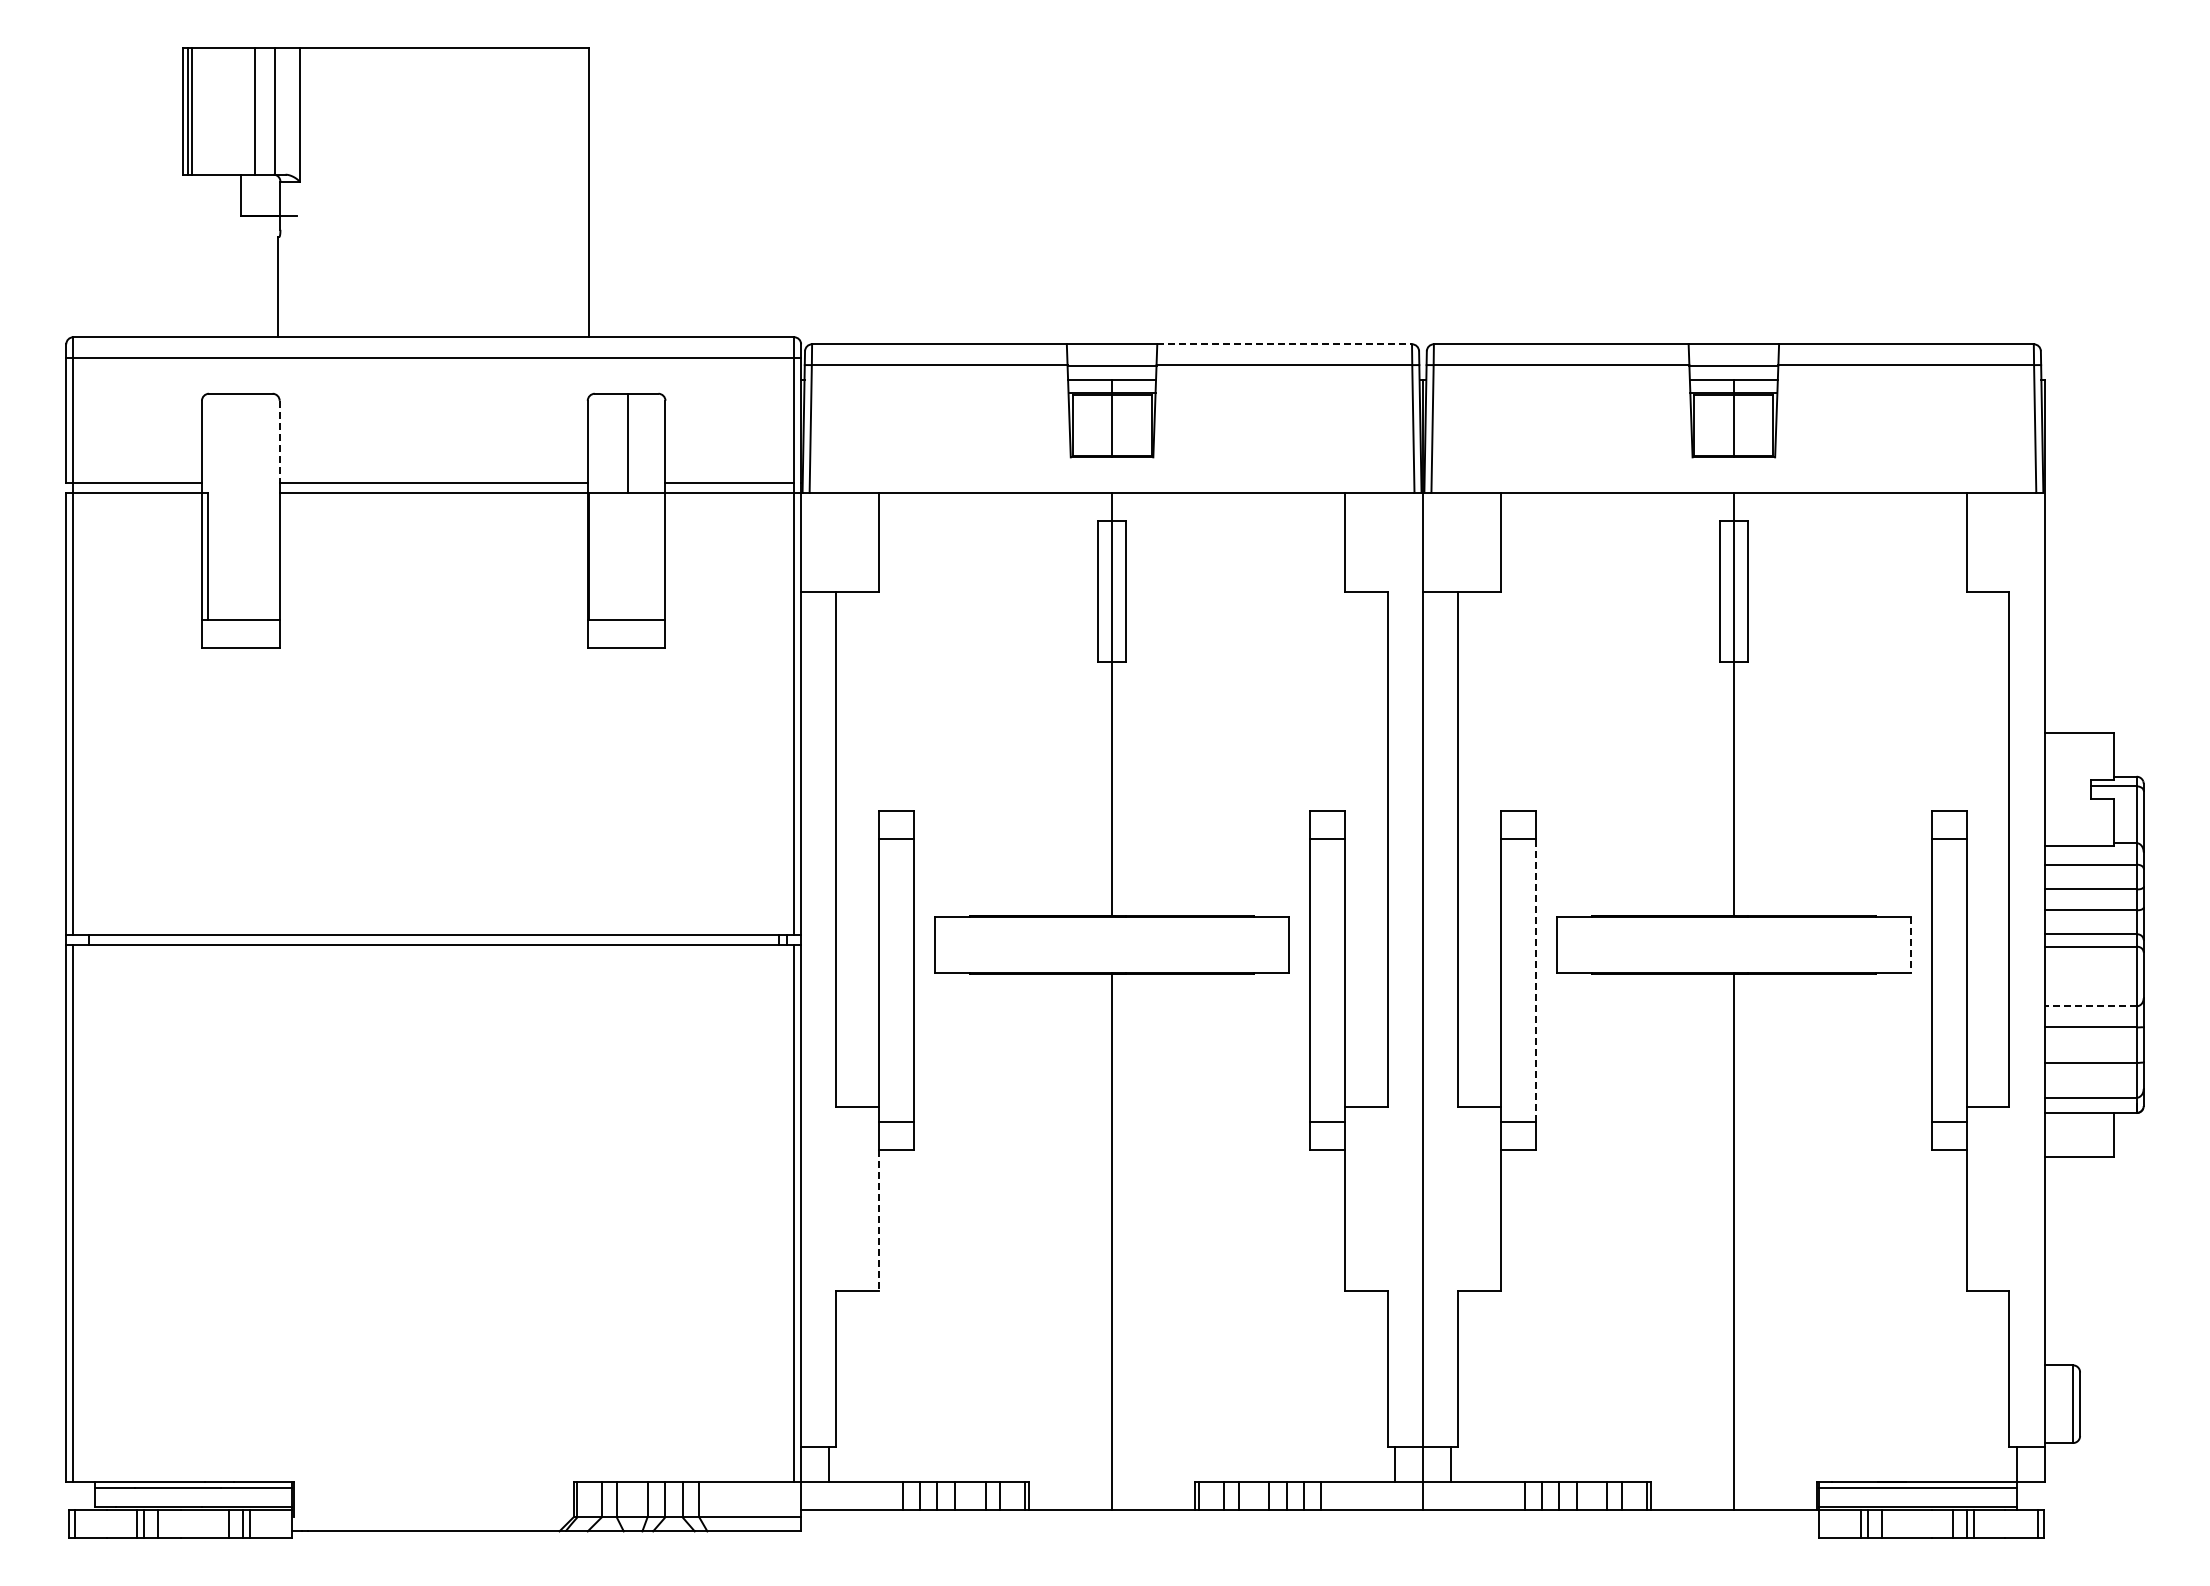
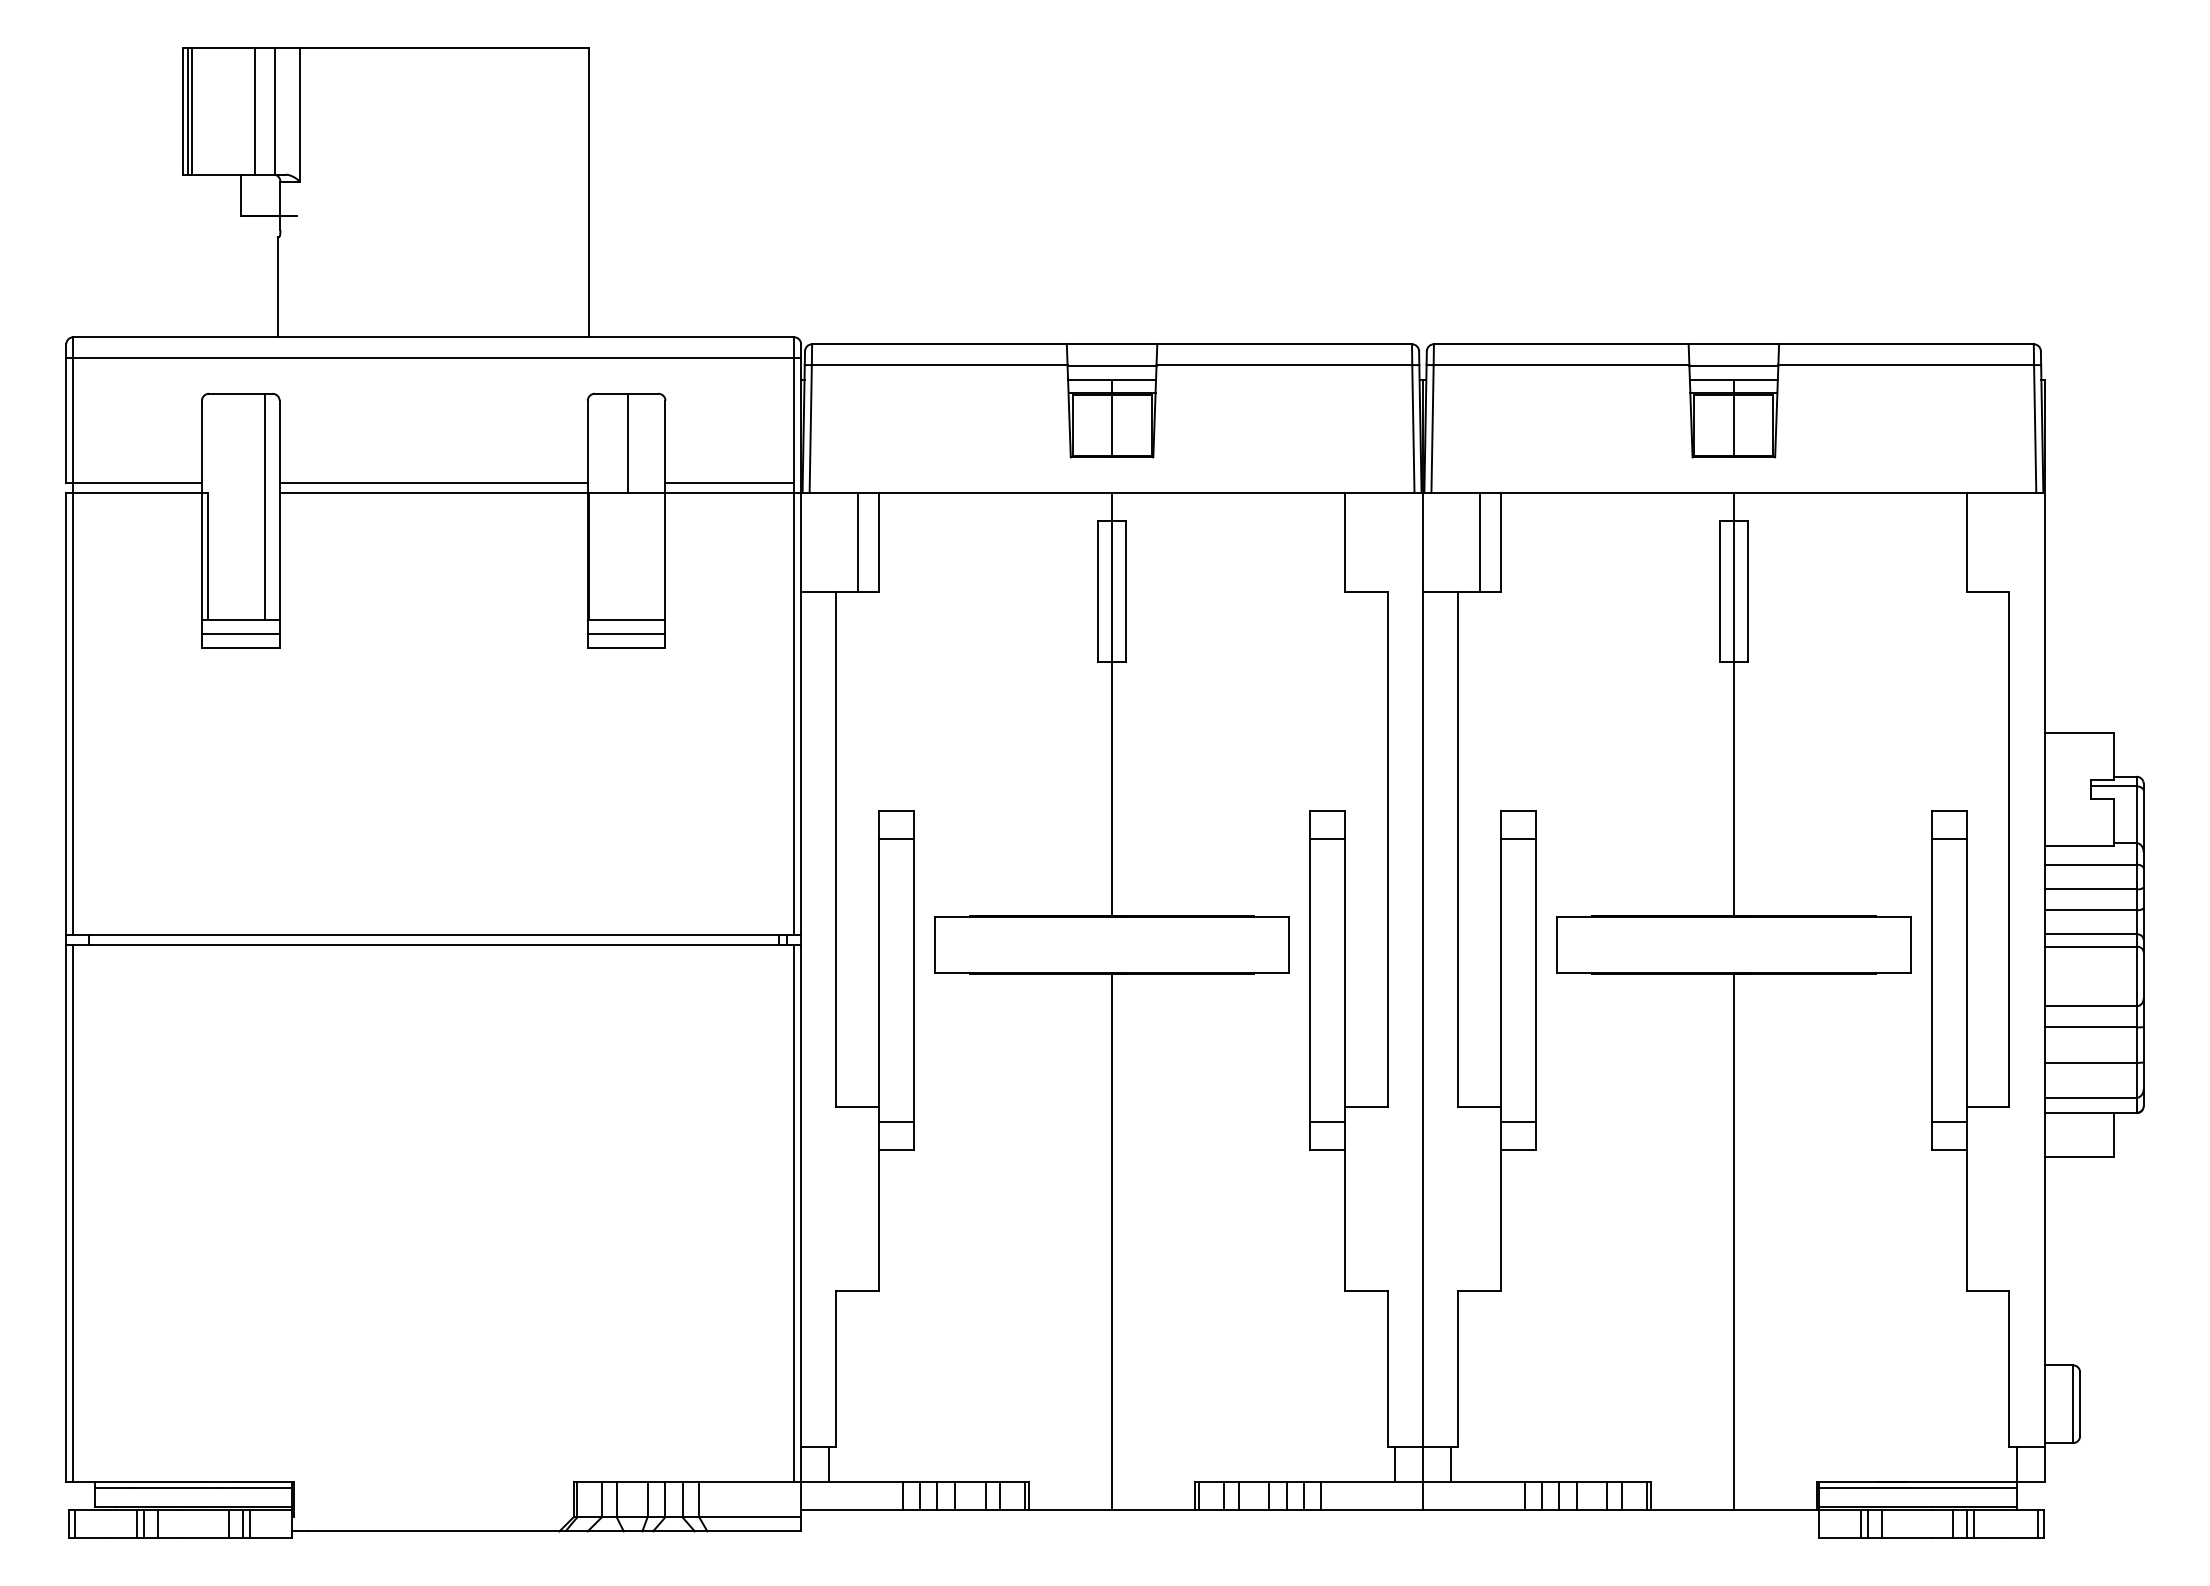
line: dashed -> solid (1285, 344)
line: dashed -> solid (279, 441)
line: none -> present (264, 506)
line: none -> present (857, 541)
line: none -> present (1479, 541)
line: none -> present (240, 634)
line: none -> present (626, 634)
line: dashed -> solid (1910, 945)
line: dashed -> solid (1536, 979)
line: dashed -> solid (2090, 1006)
line: dashed -> solid (878, 1220)
